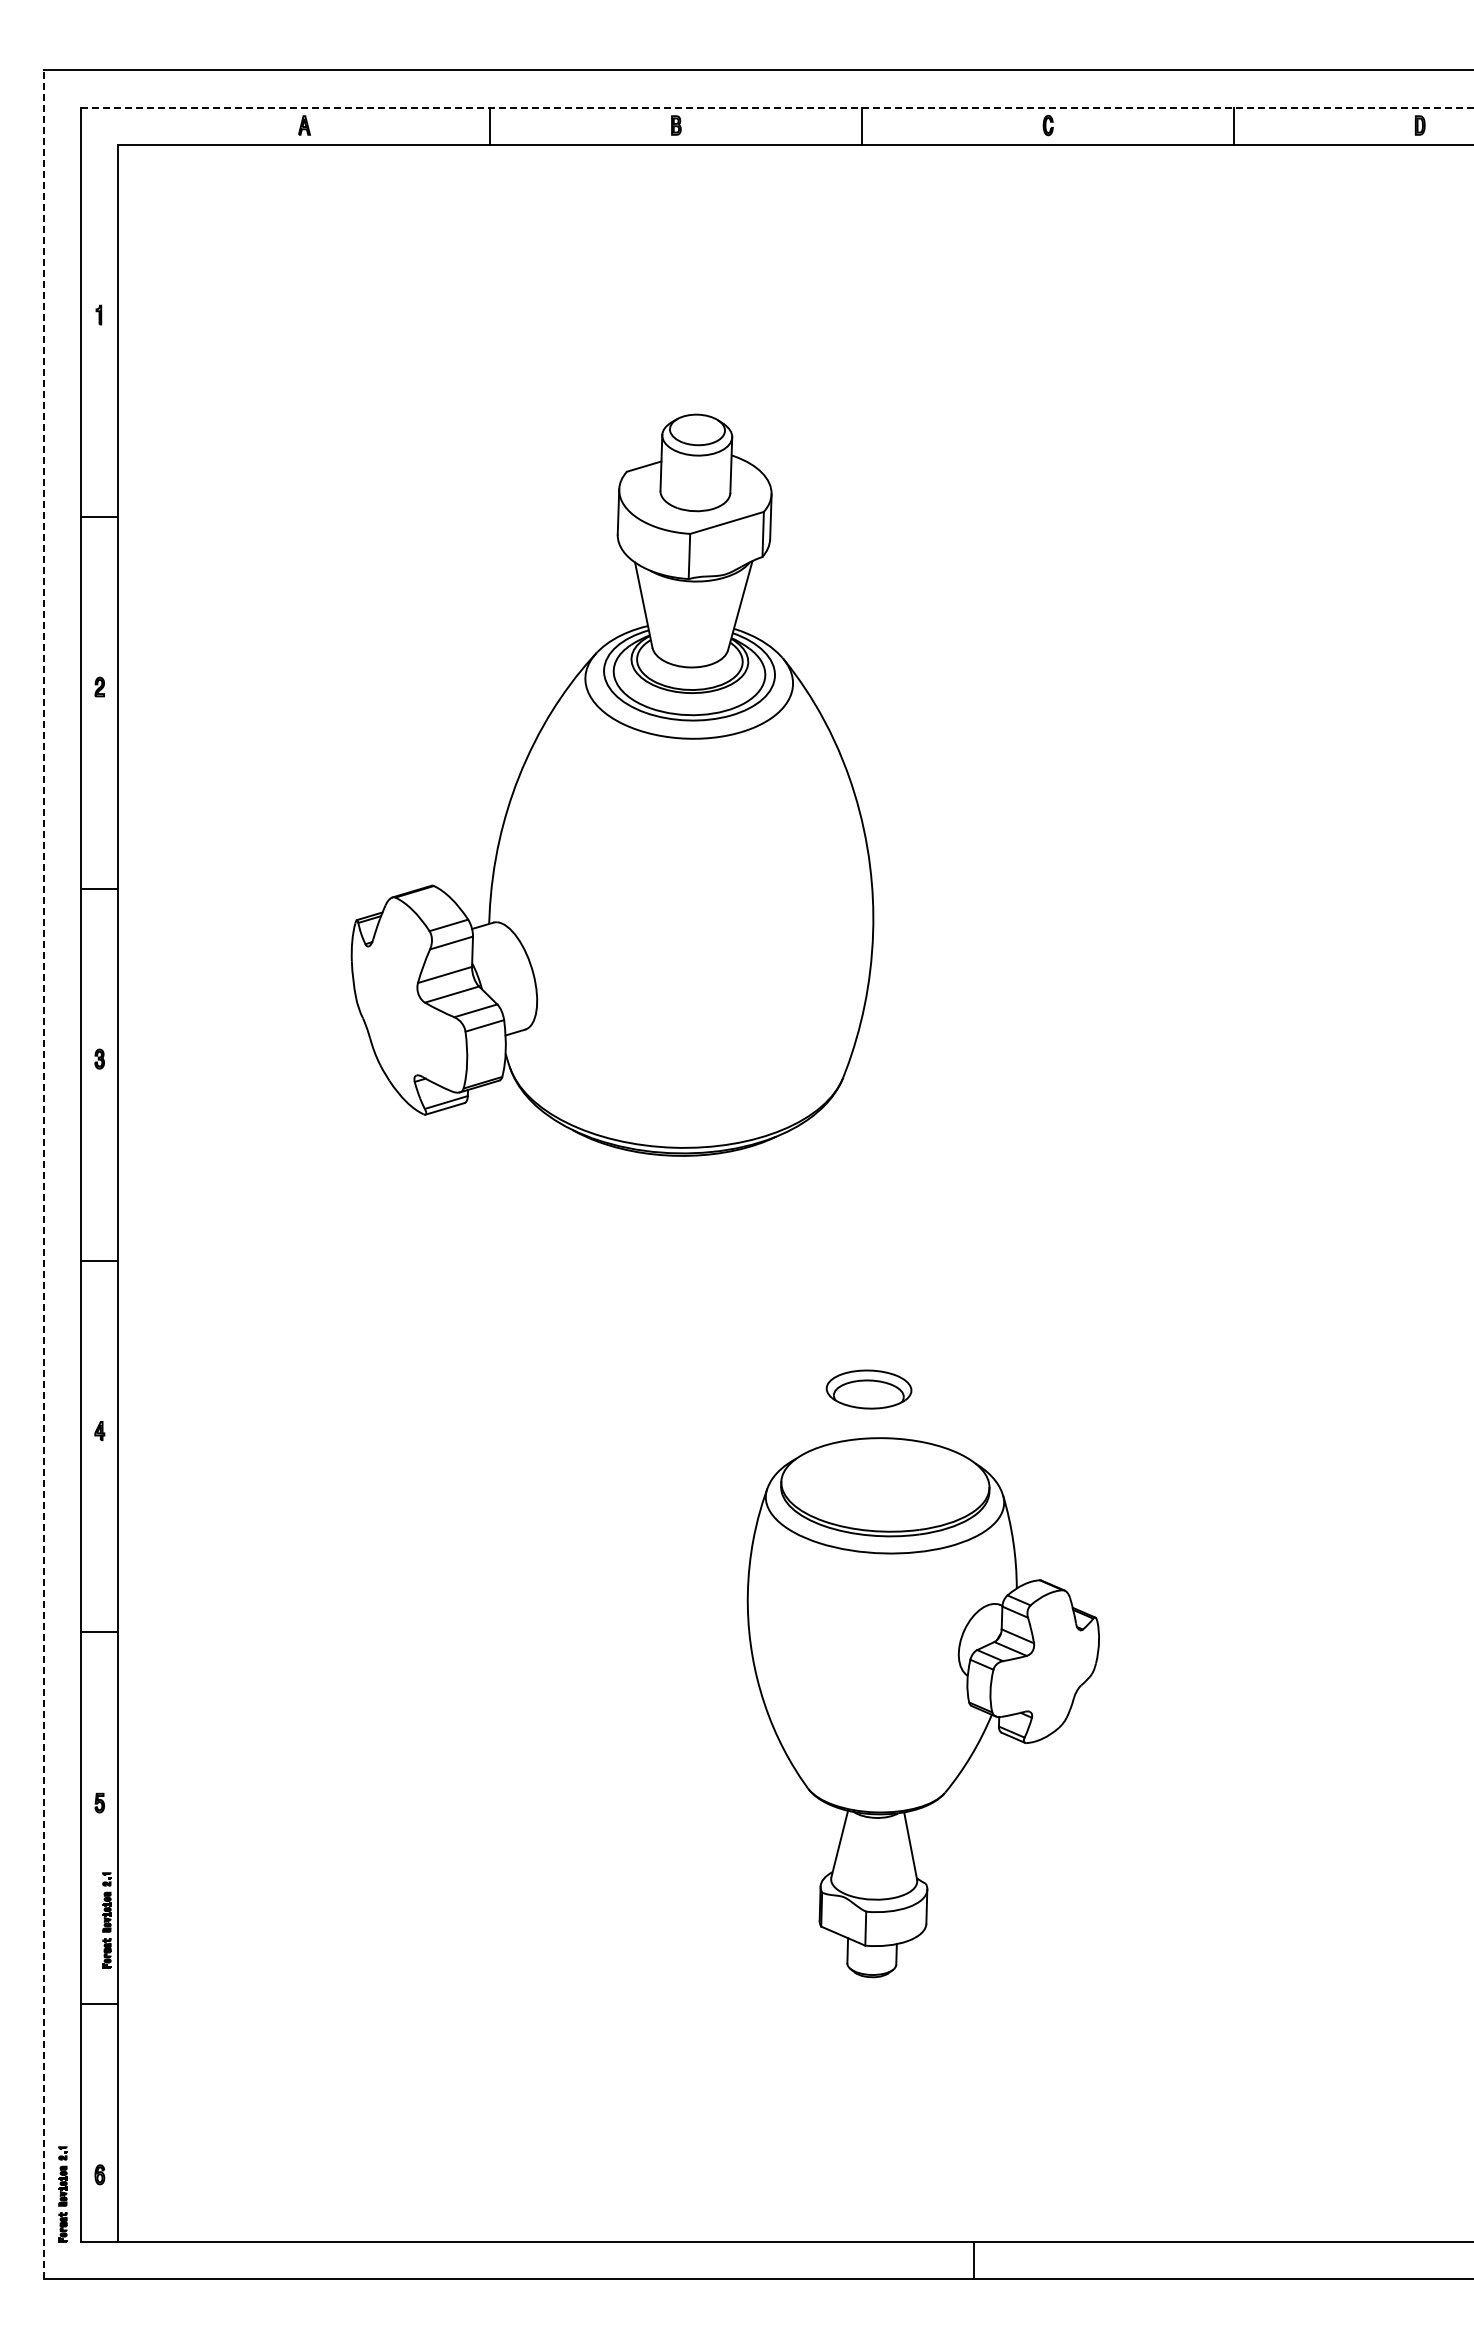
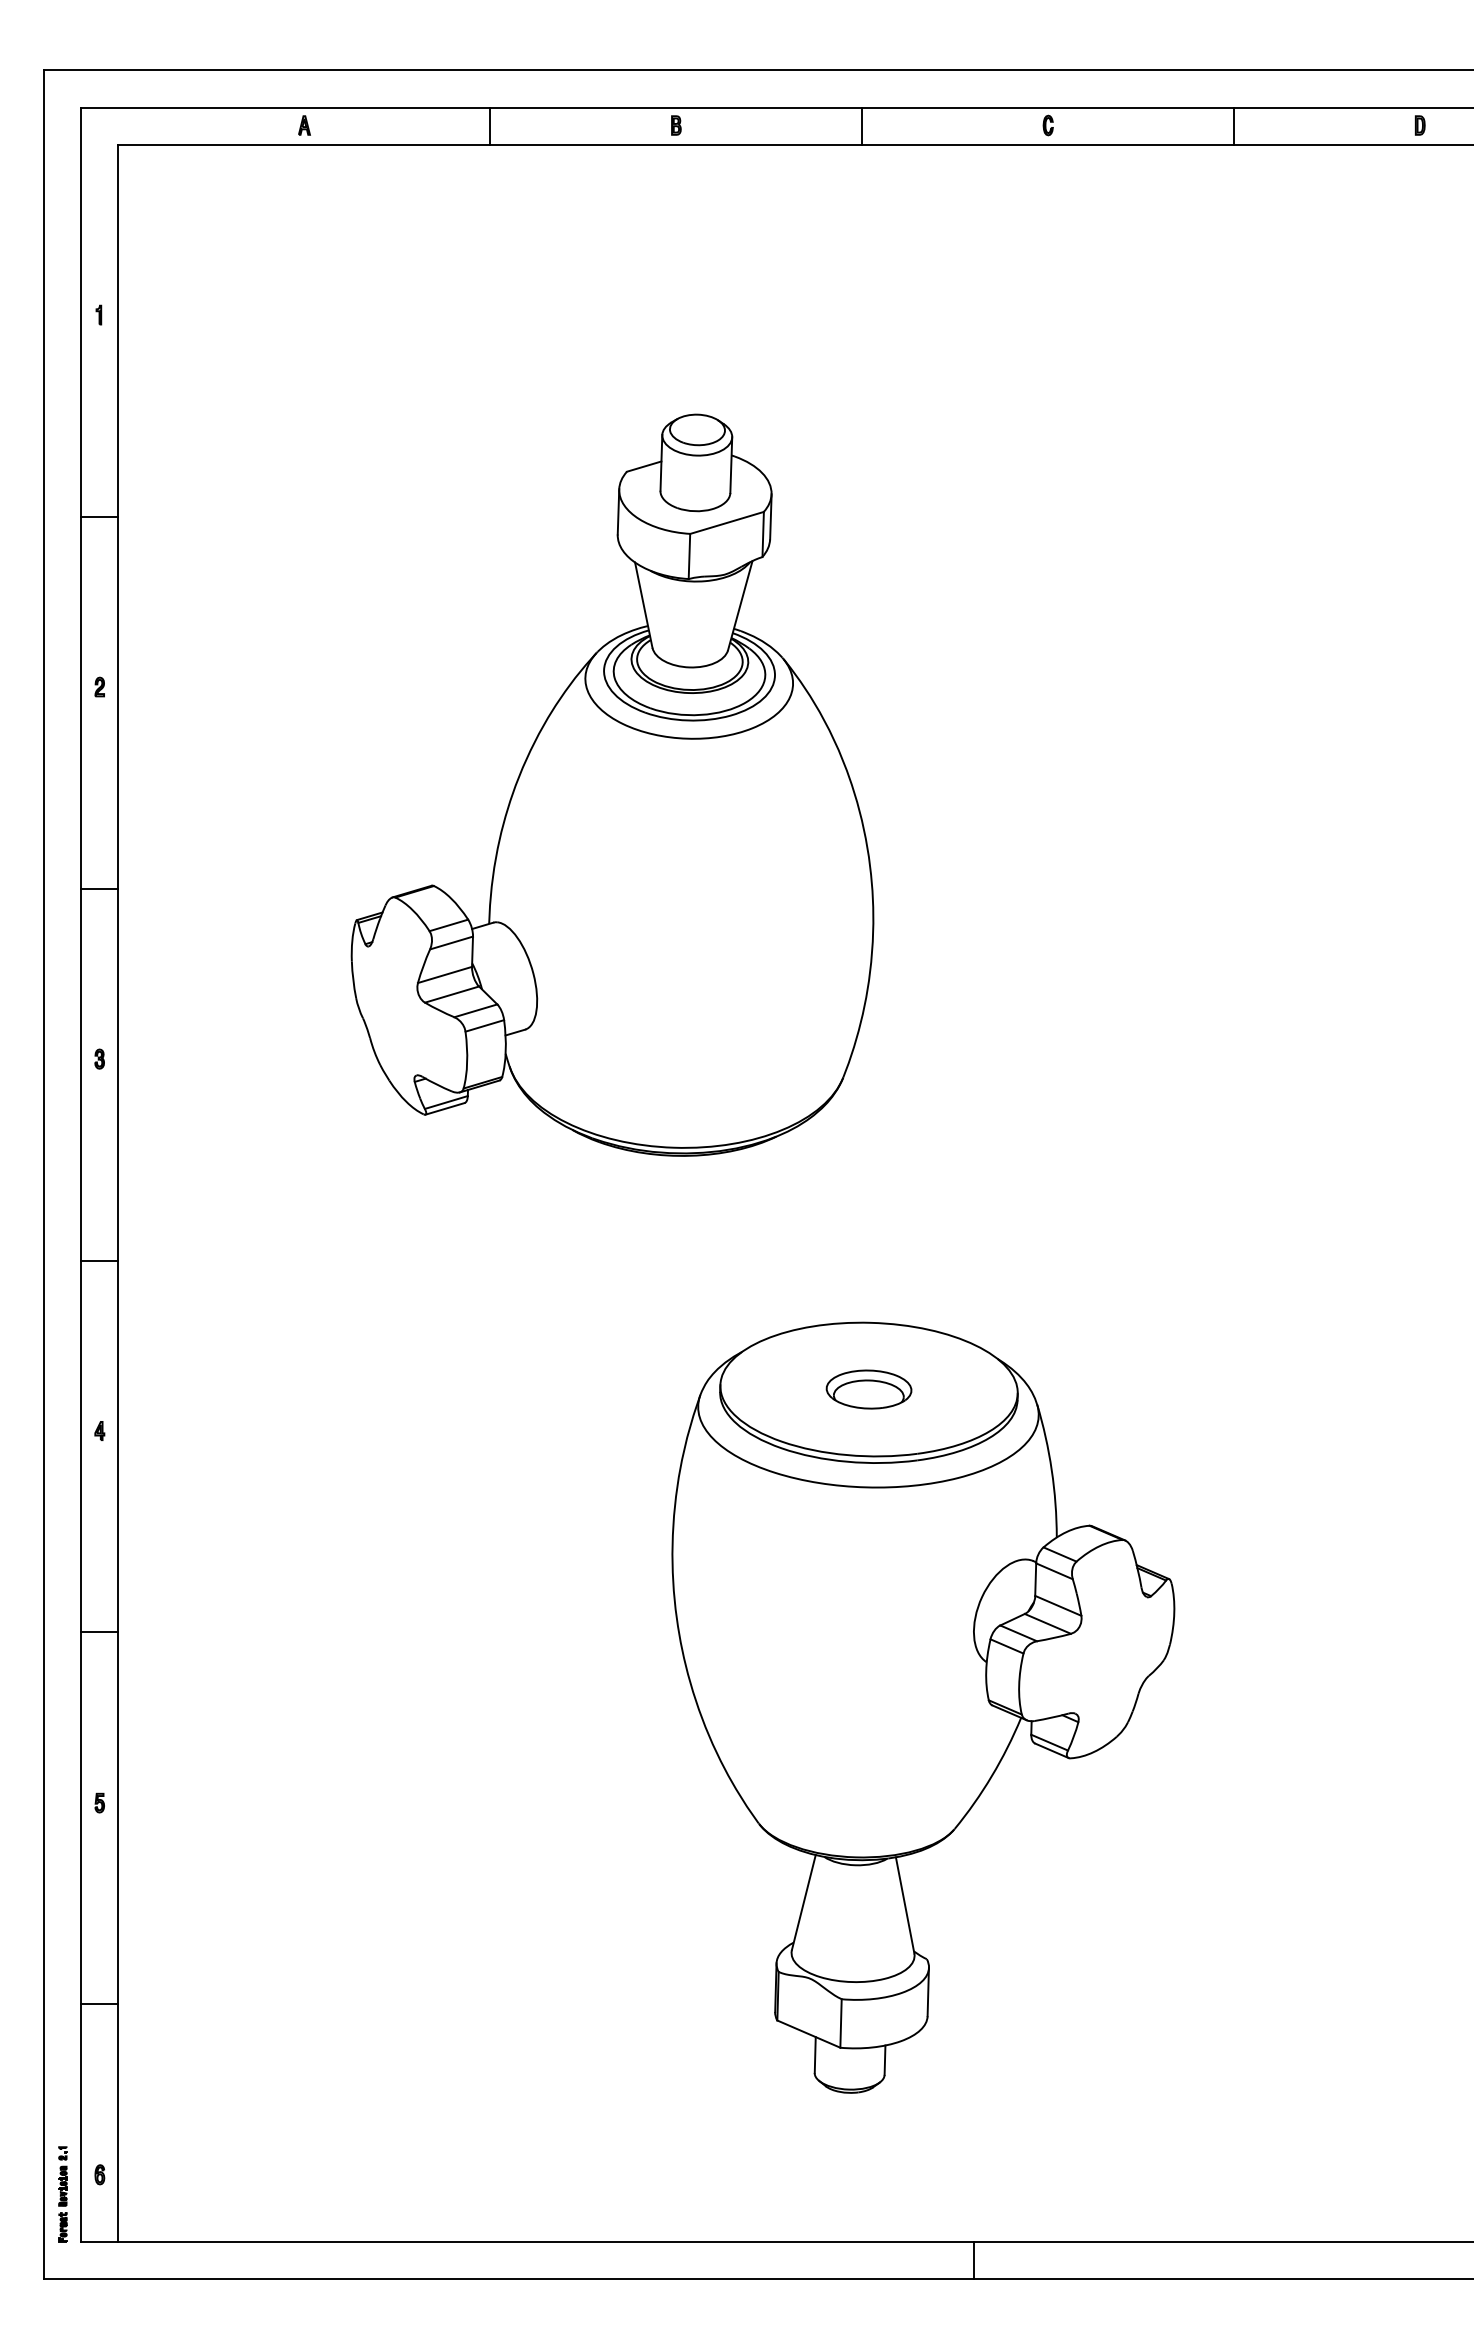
line: dashed -> solid (777, 107)
line: dashed -> solid (44, 1174)
part size: 354x542 px -> 505x773 px (923, 1707)
part: present -> none (106, 1920)
